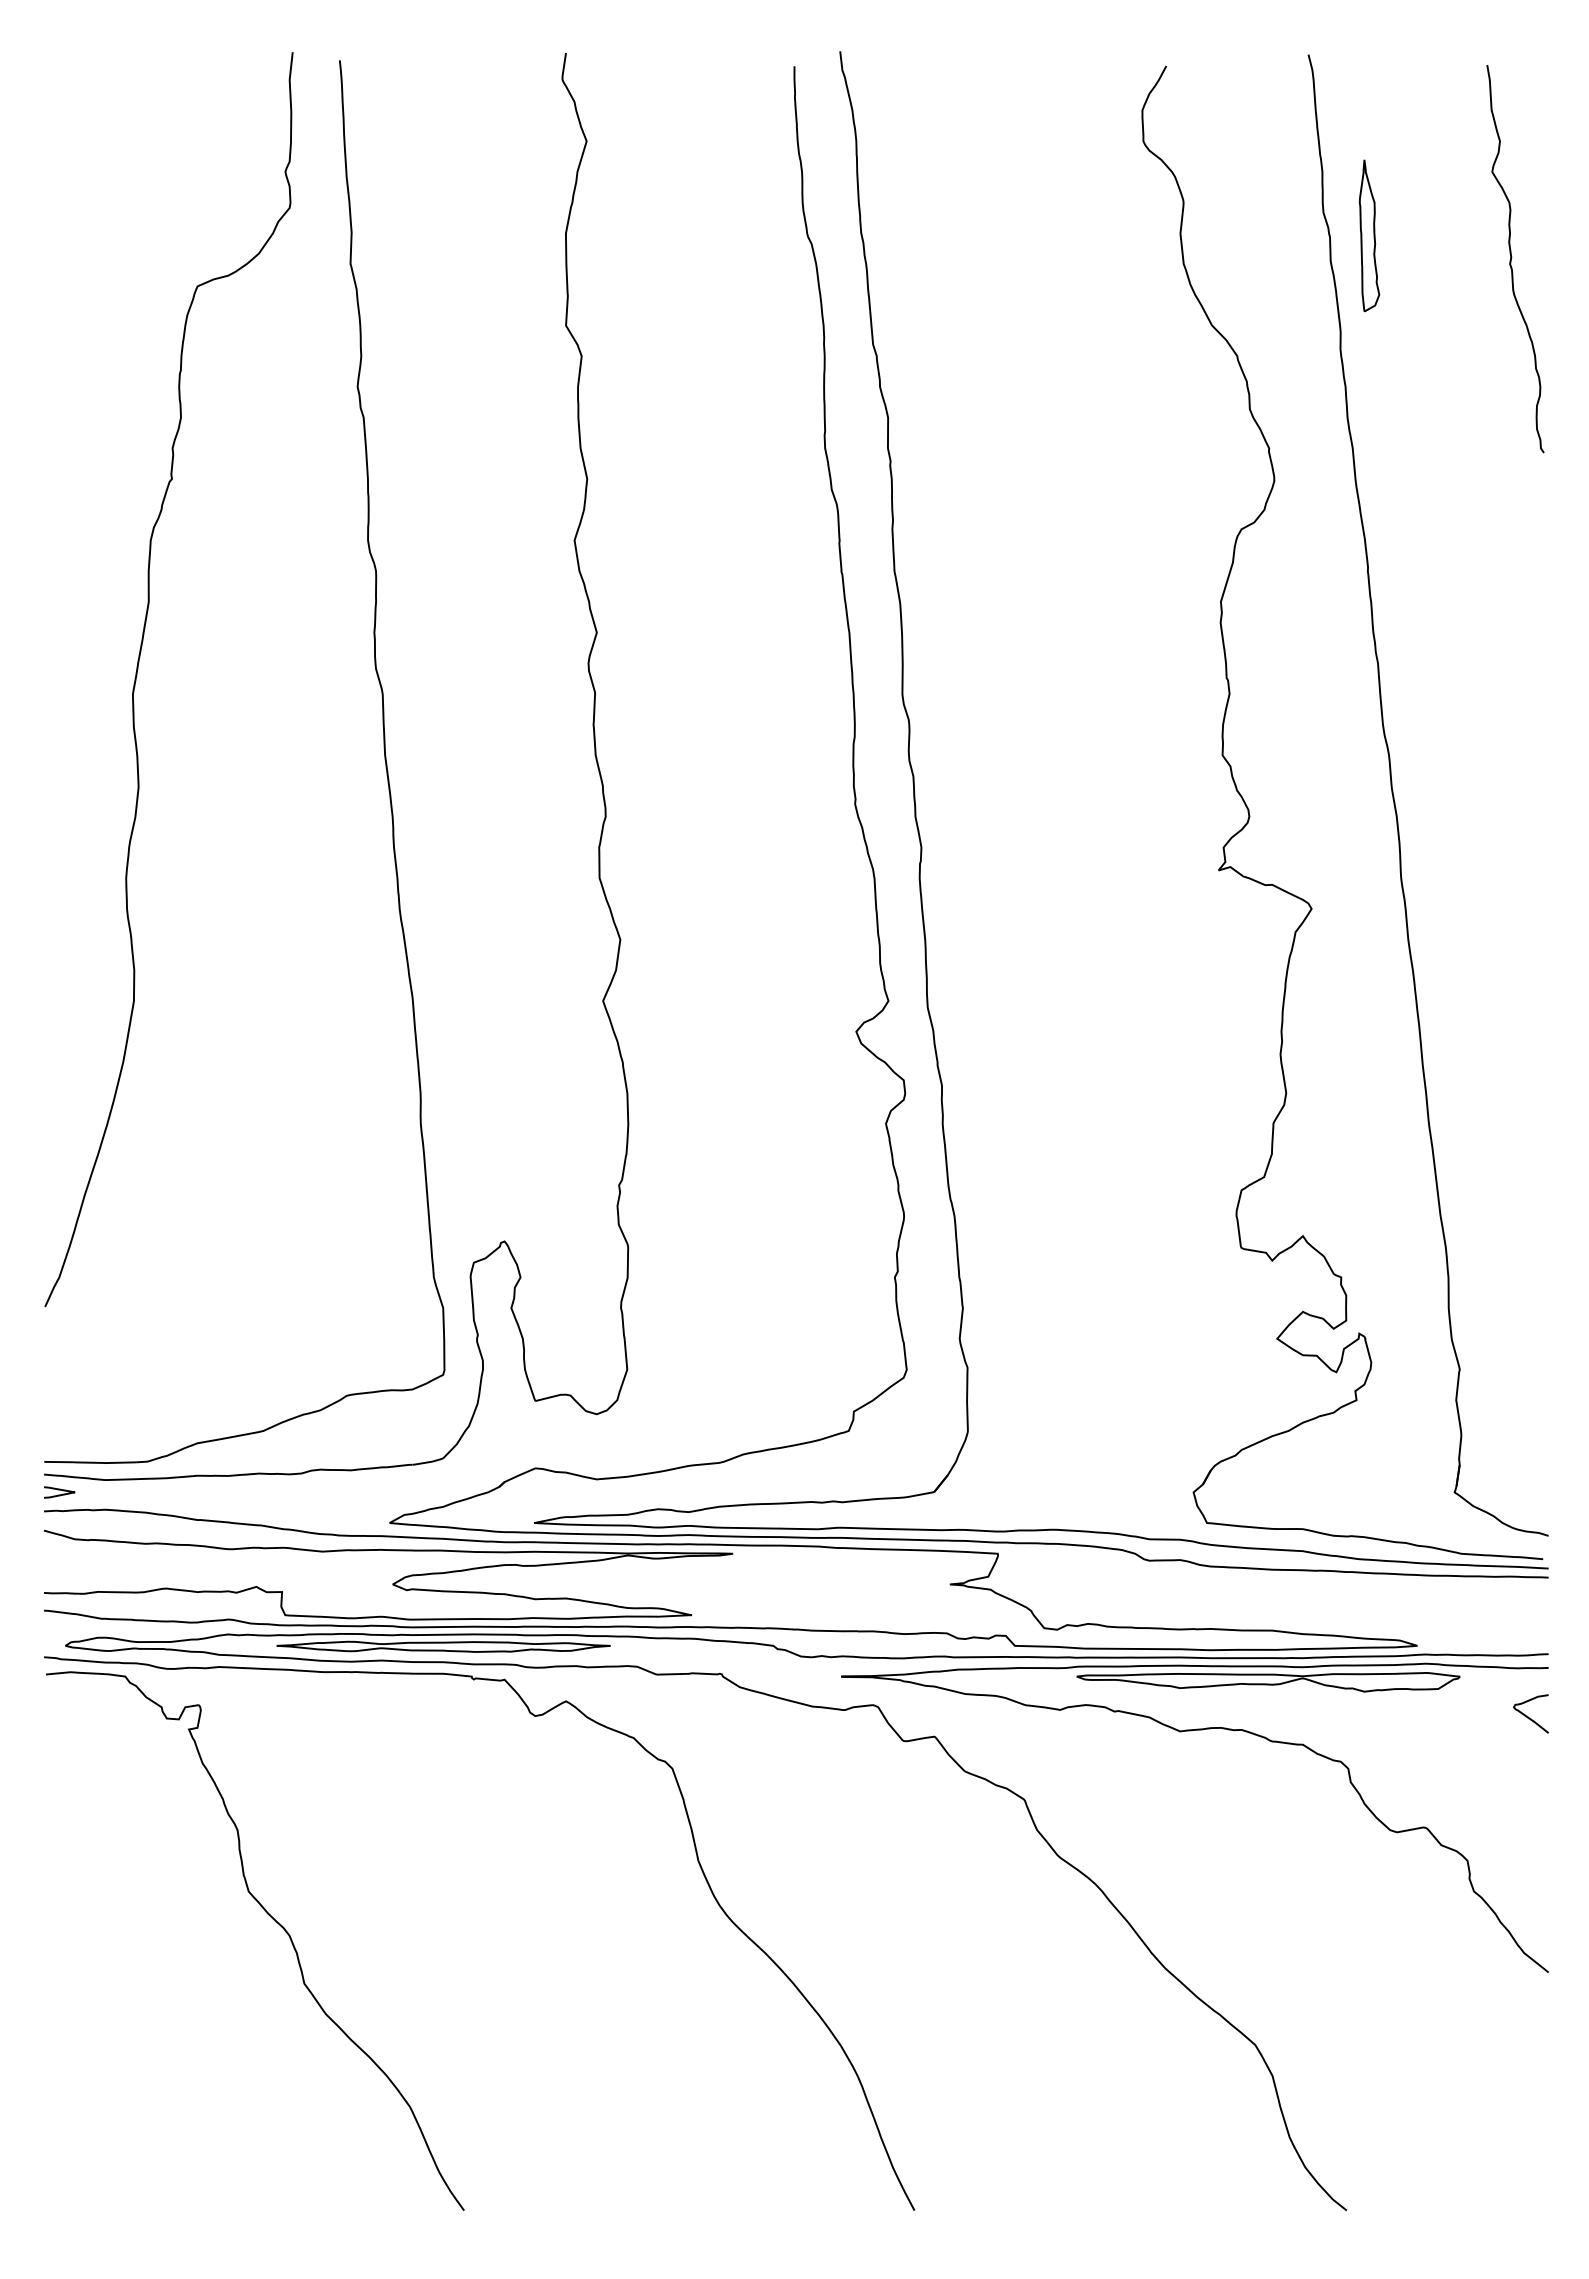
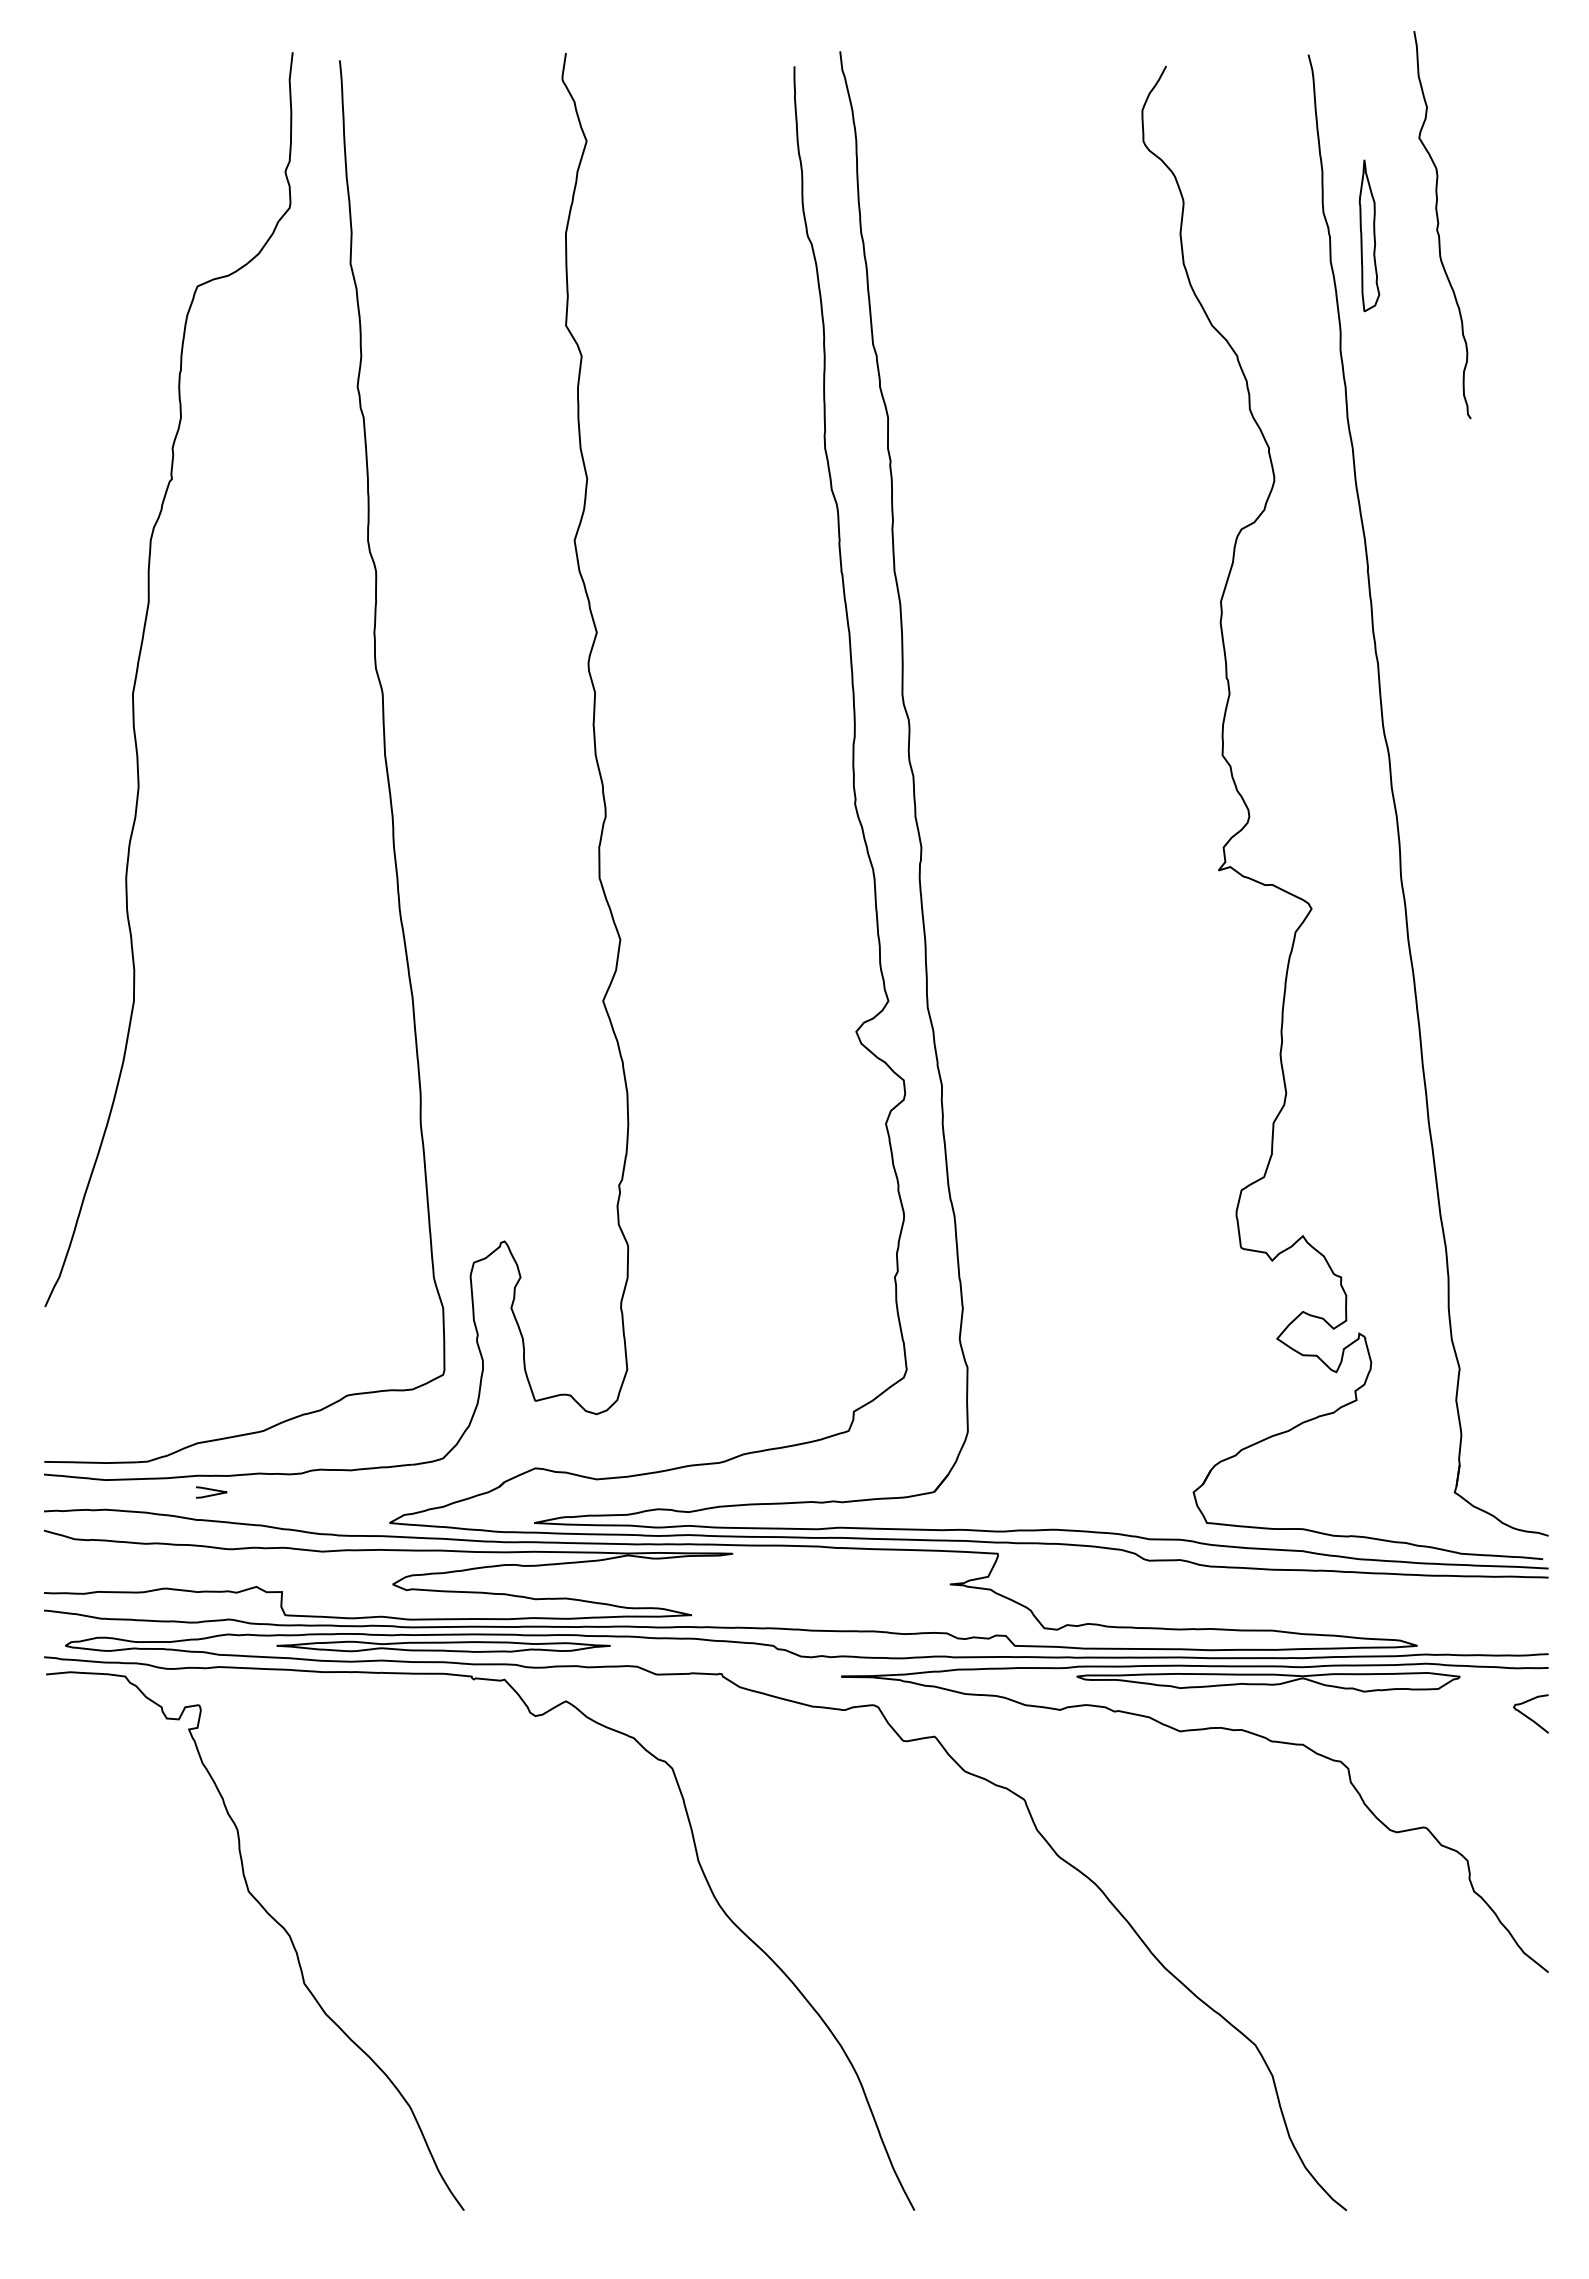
curve position: (1512, 257) -> (1439, 223) (1439, 223)
curve position: (59, 1490) -> (211, 1490) (211, 1490)
